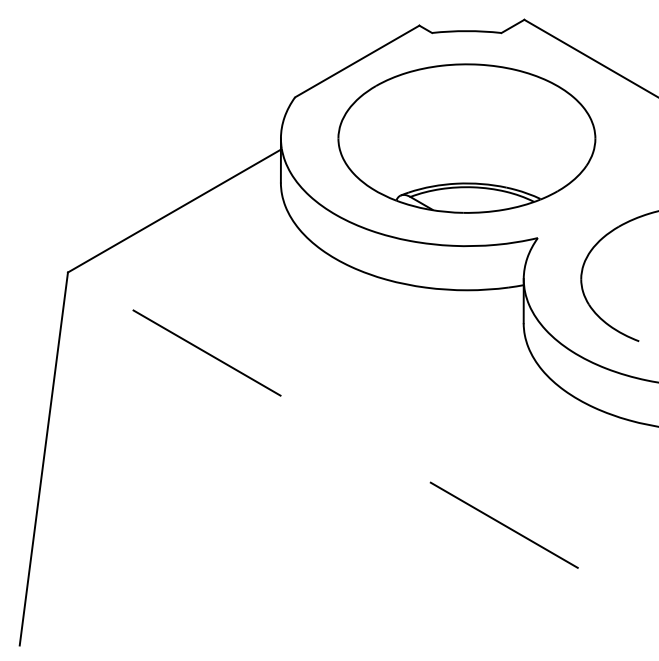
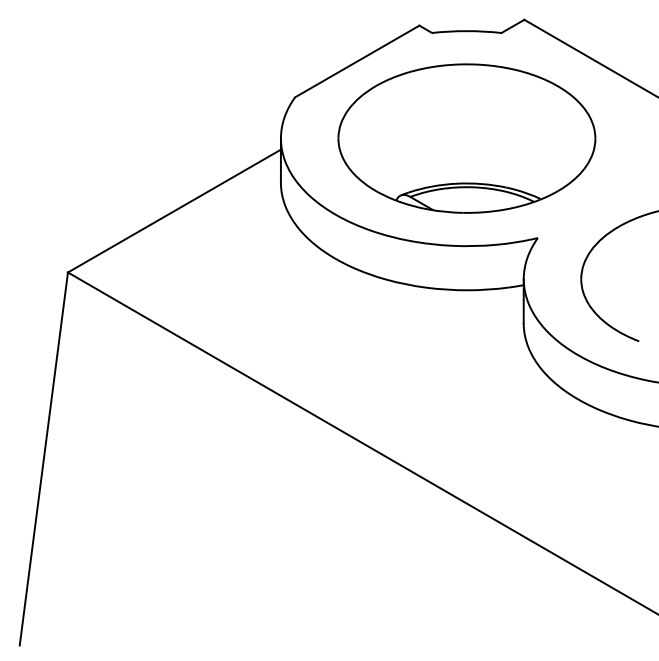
line: dashed -> solid (362, 443)
